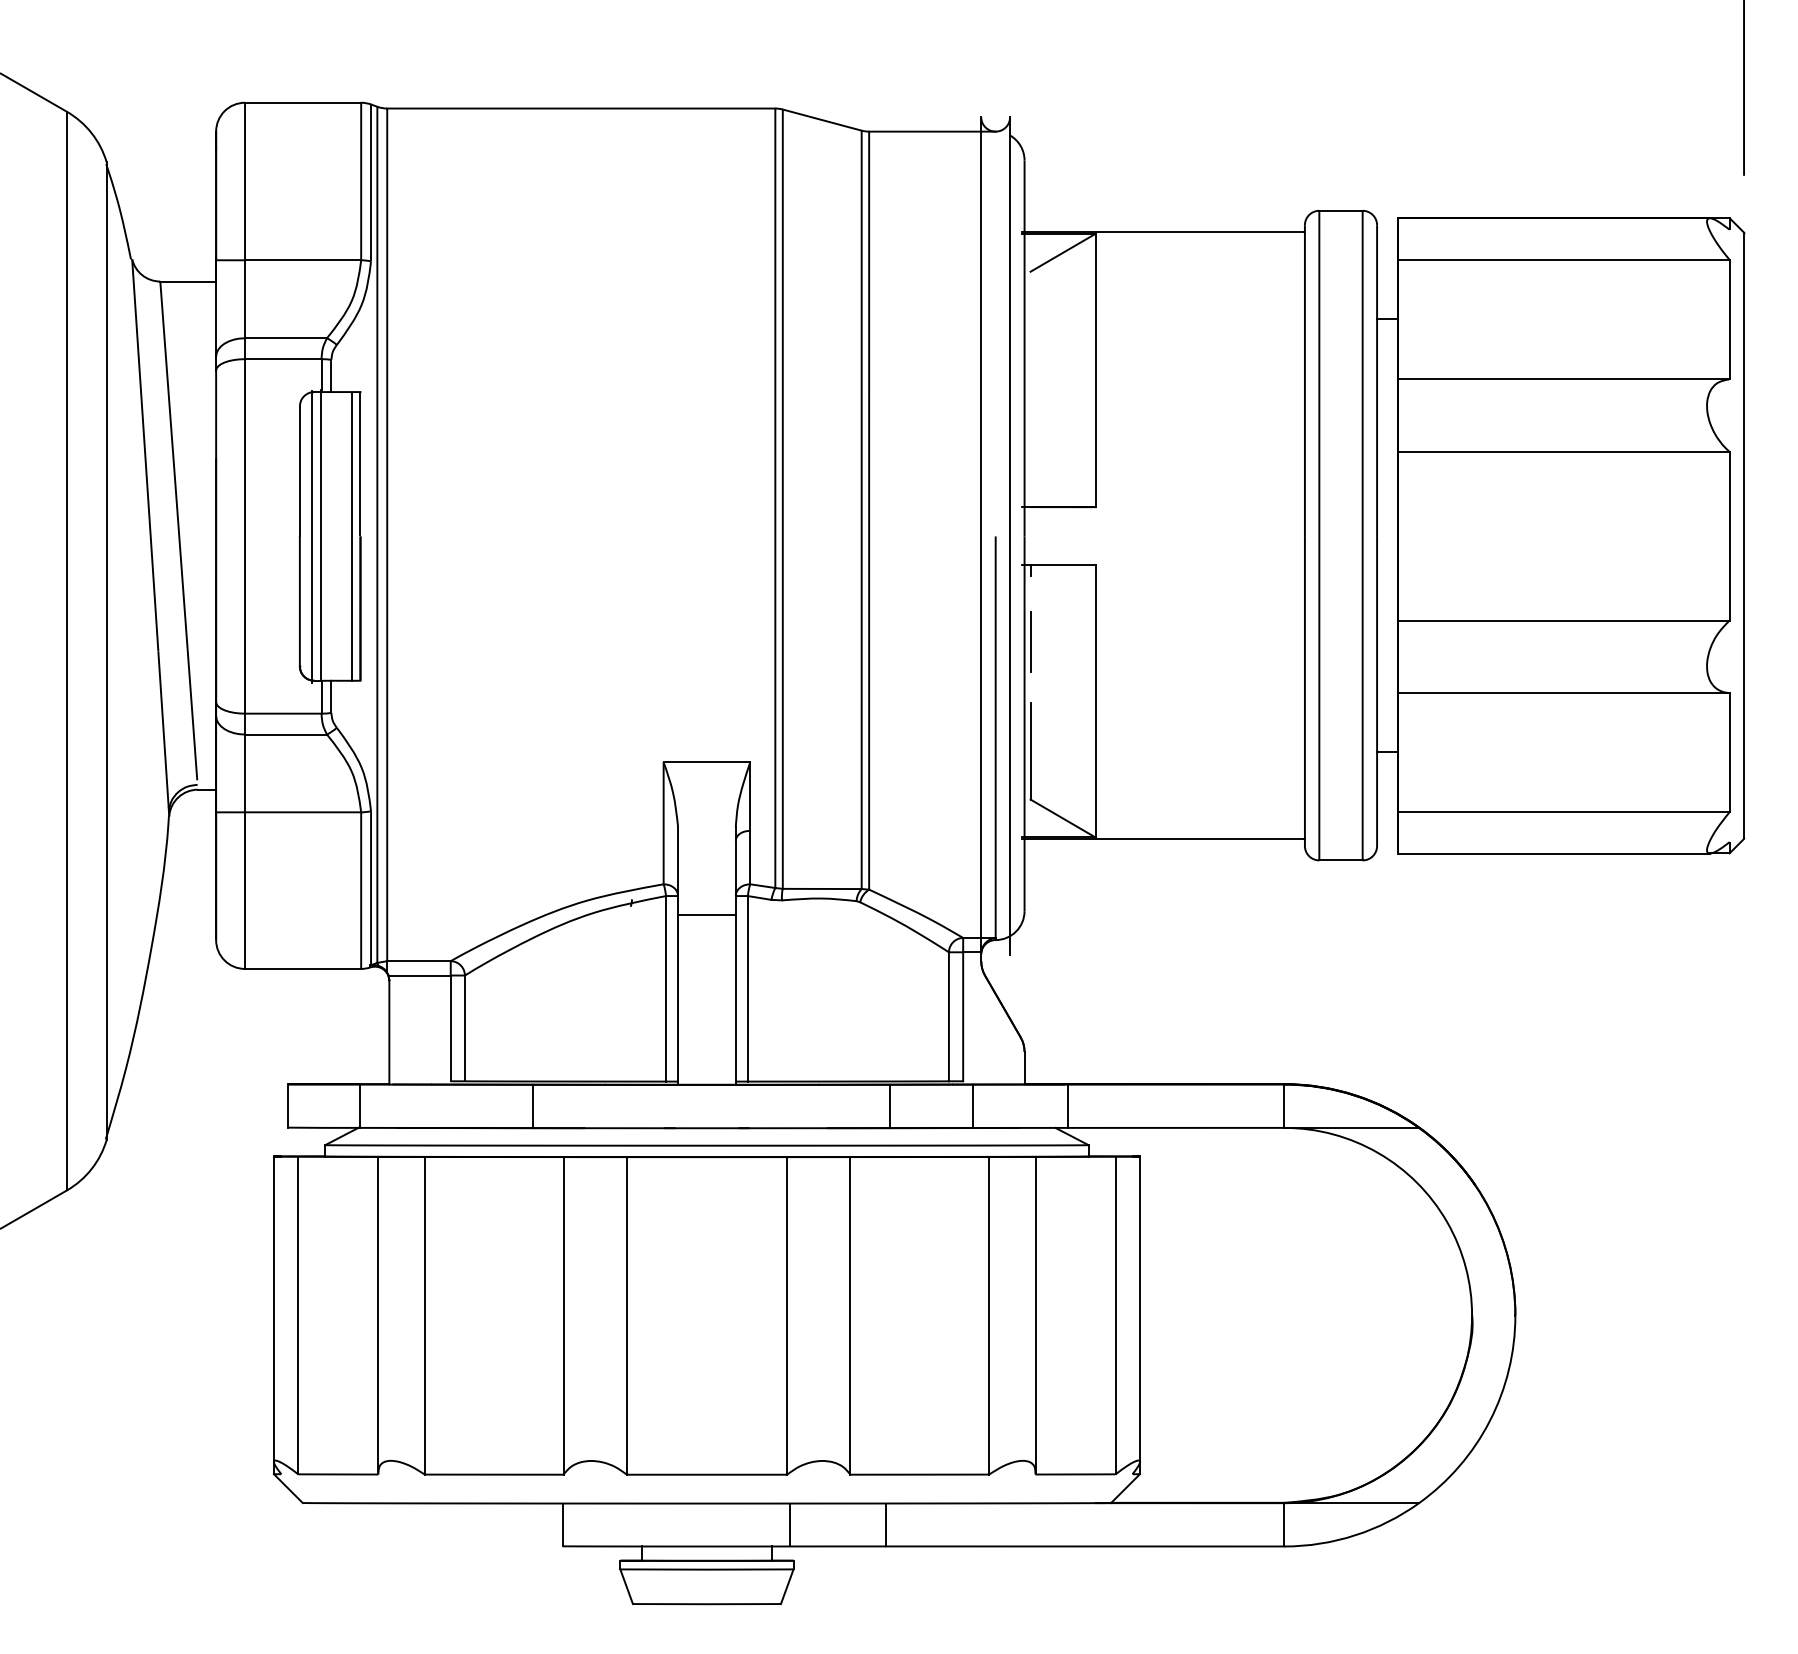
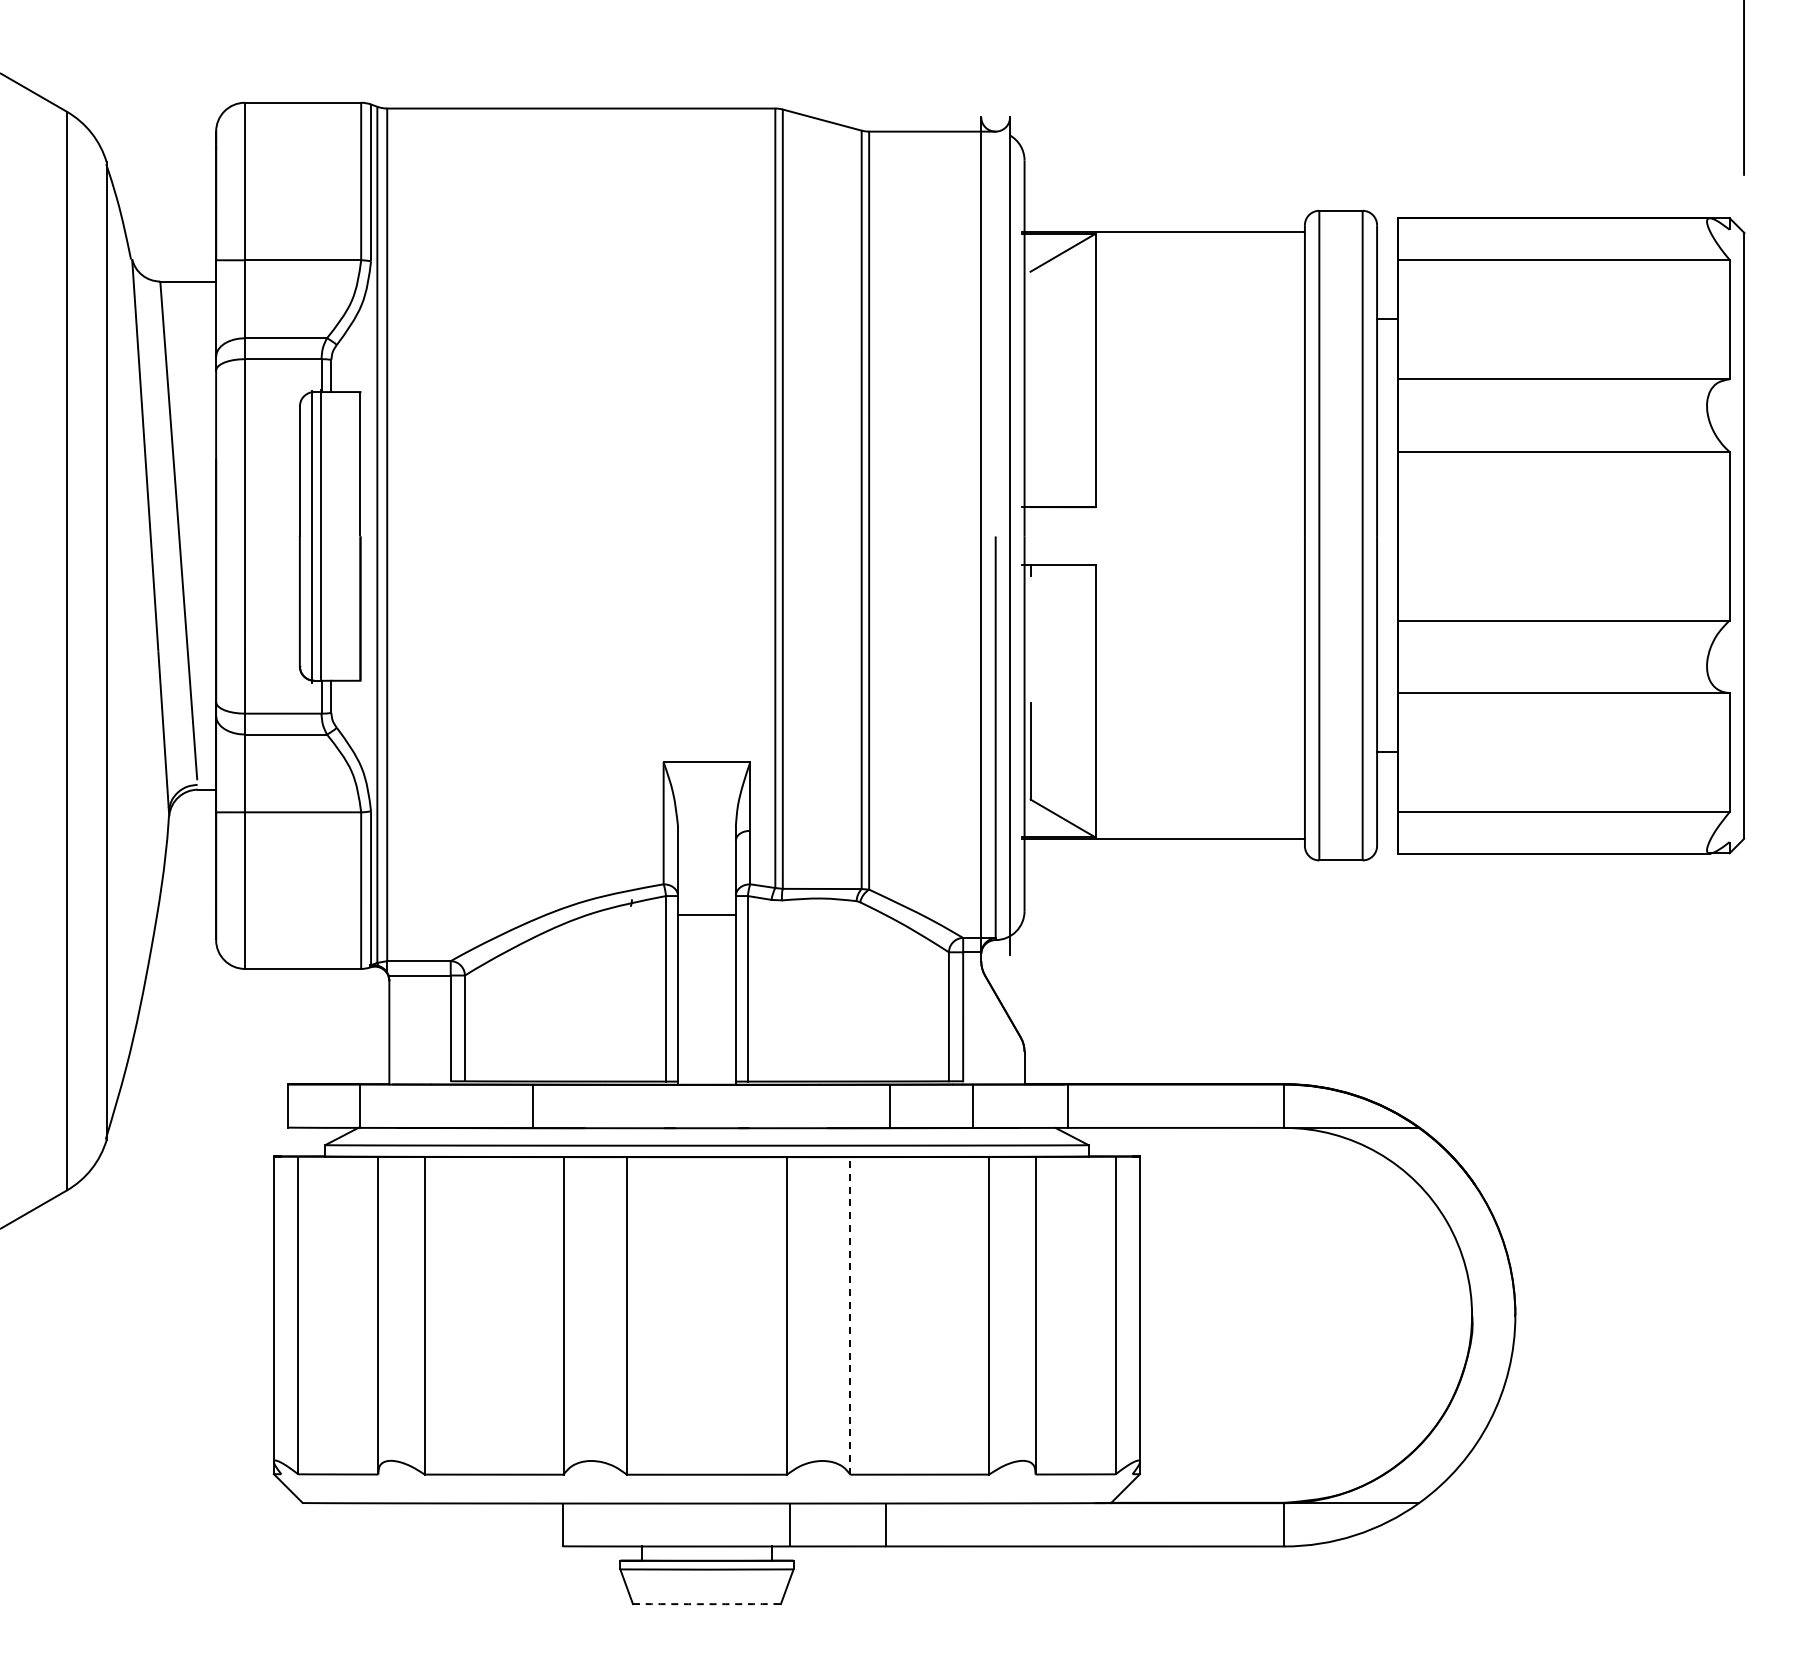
line: present -> none (352, 536)
line: present -> none (1030, 641)
line: solid -> dashed (850, 1315)
arc: solid -> dashed (706, 1604)
